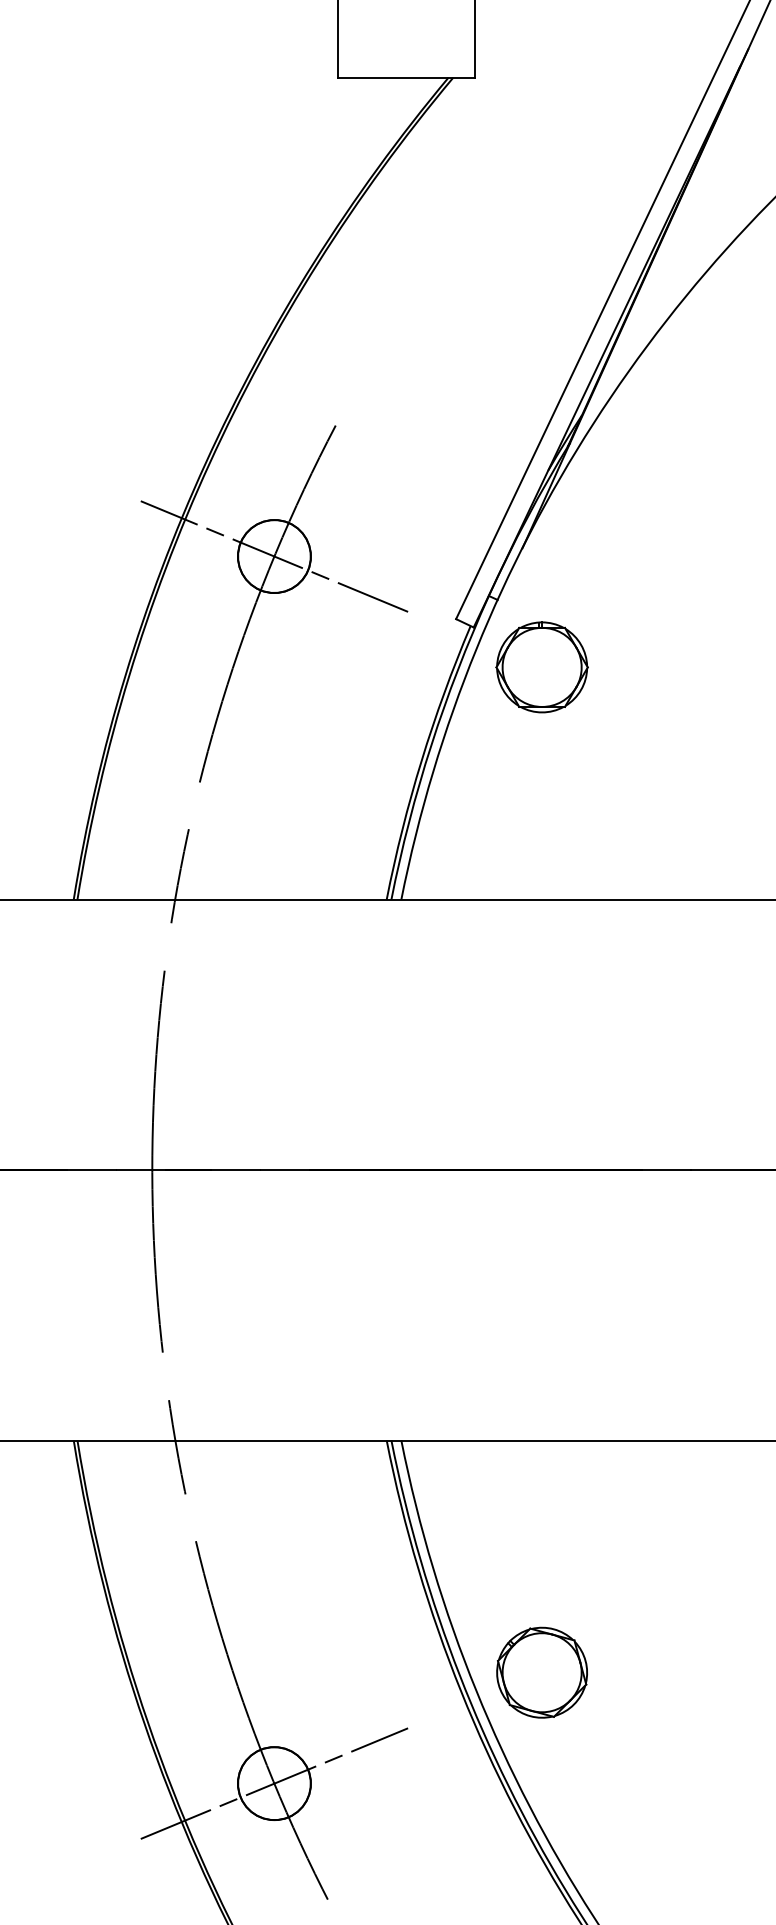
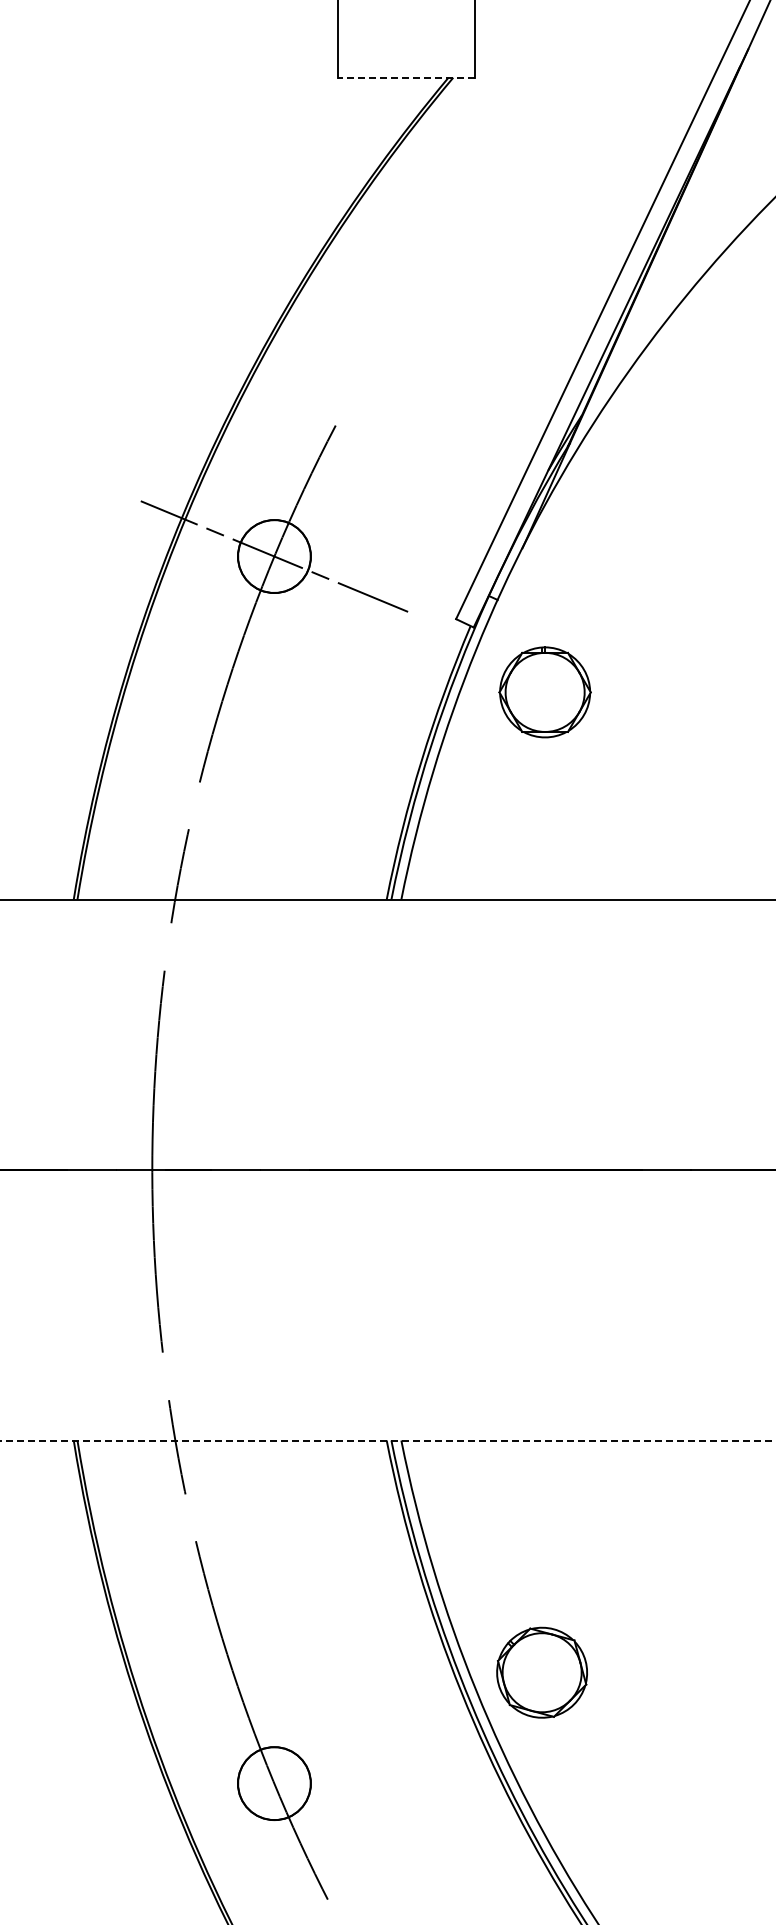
line: solid -> dashed (406, 77)
part position: (541, 667) -> (544, 692) (544, 692)
line: solid -> dashed (387, 1440)
line: present -> none (274, 1783)
